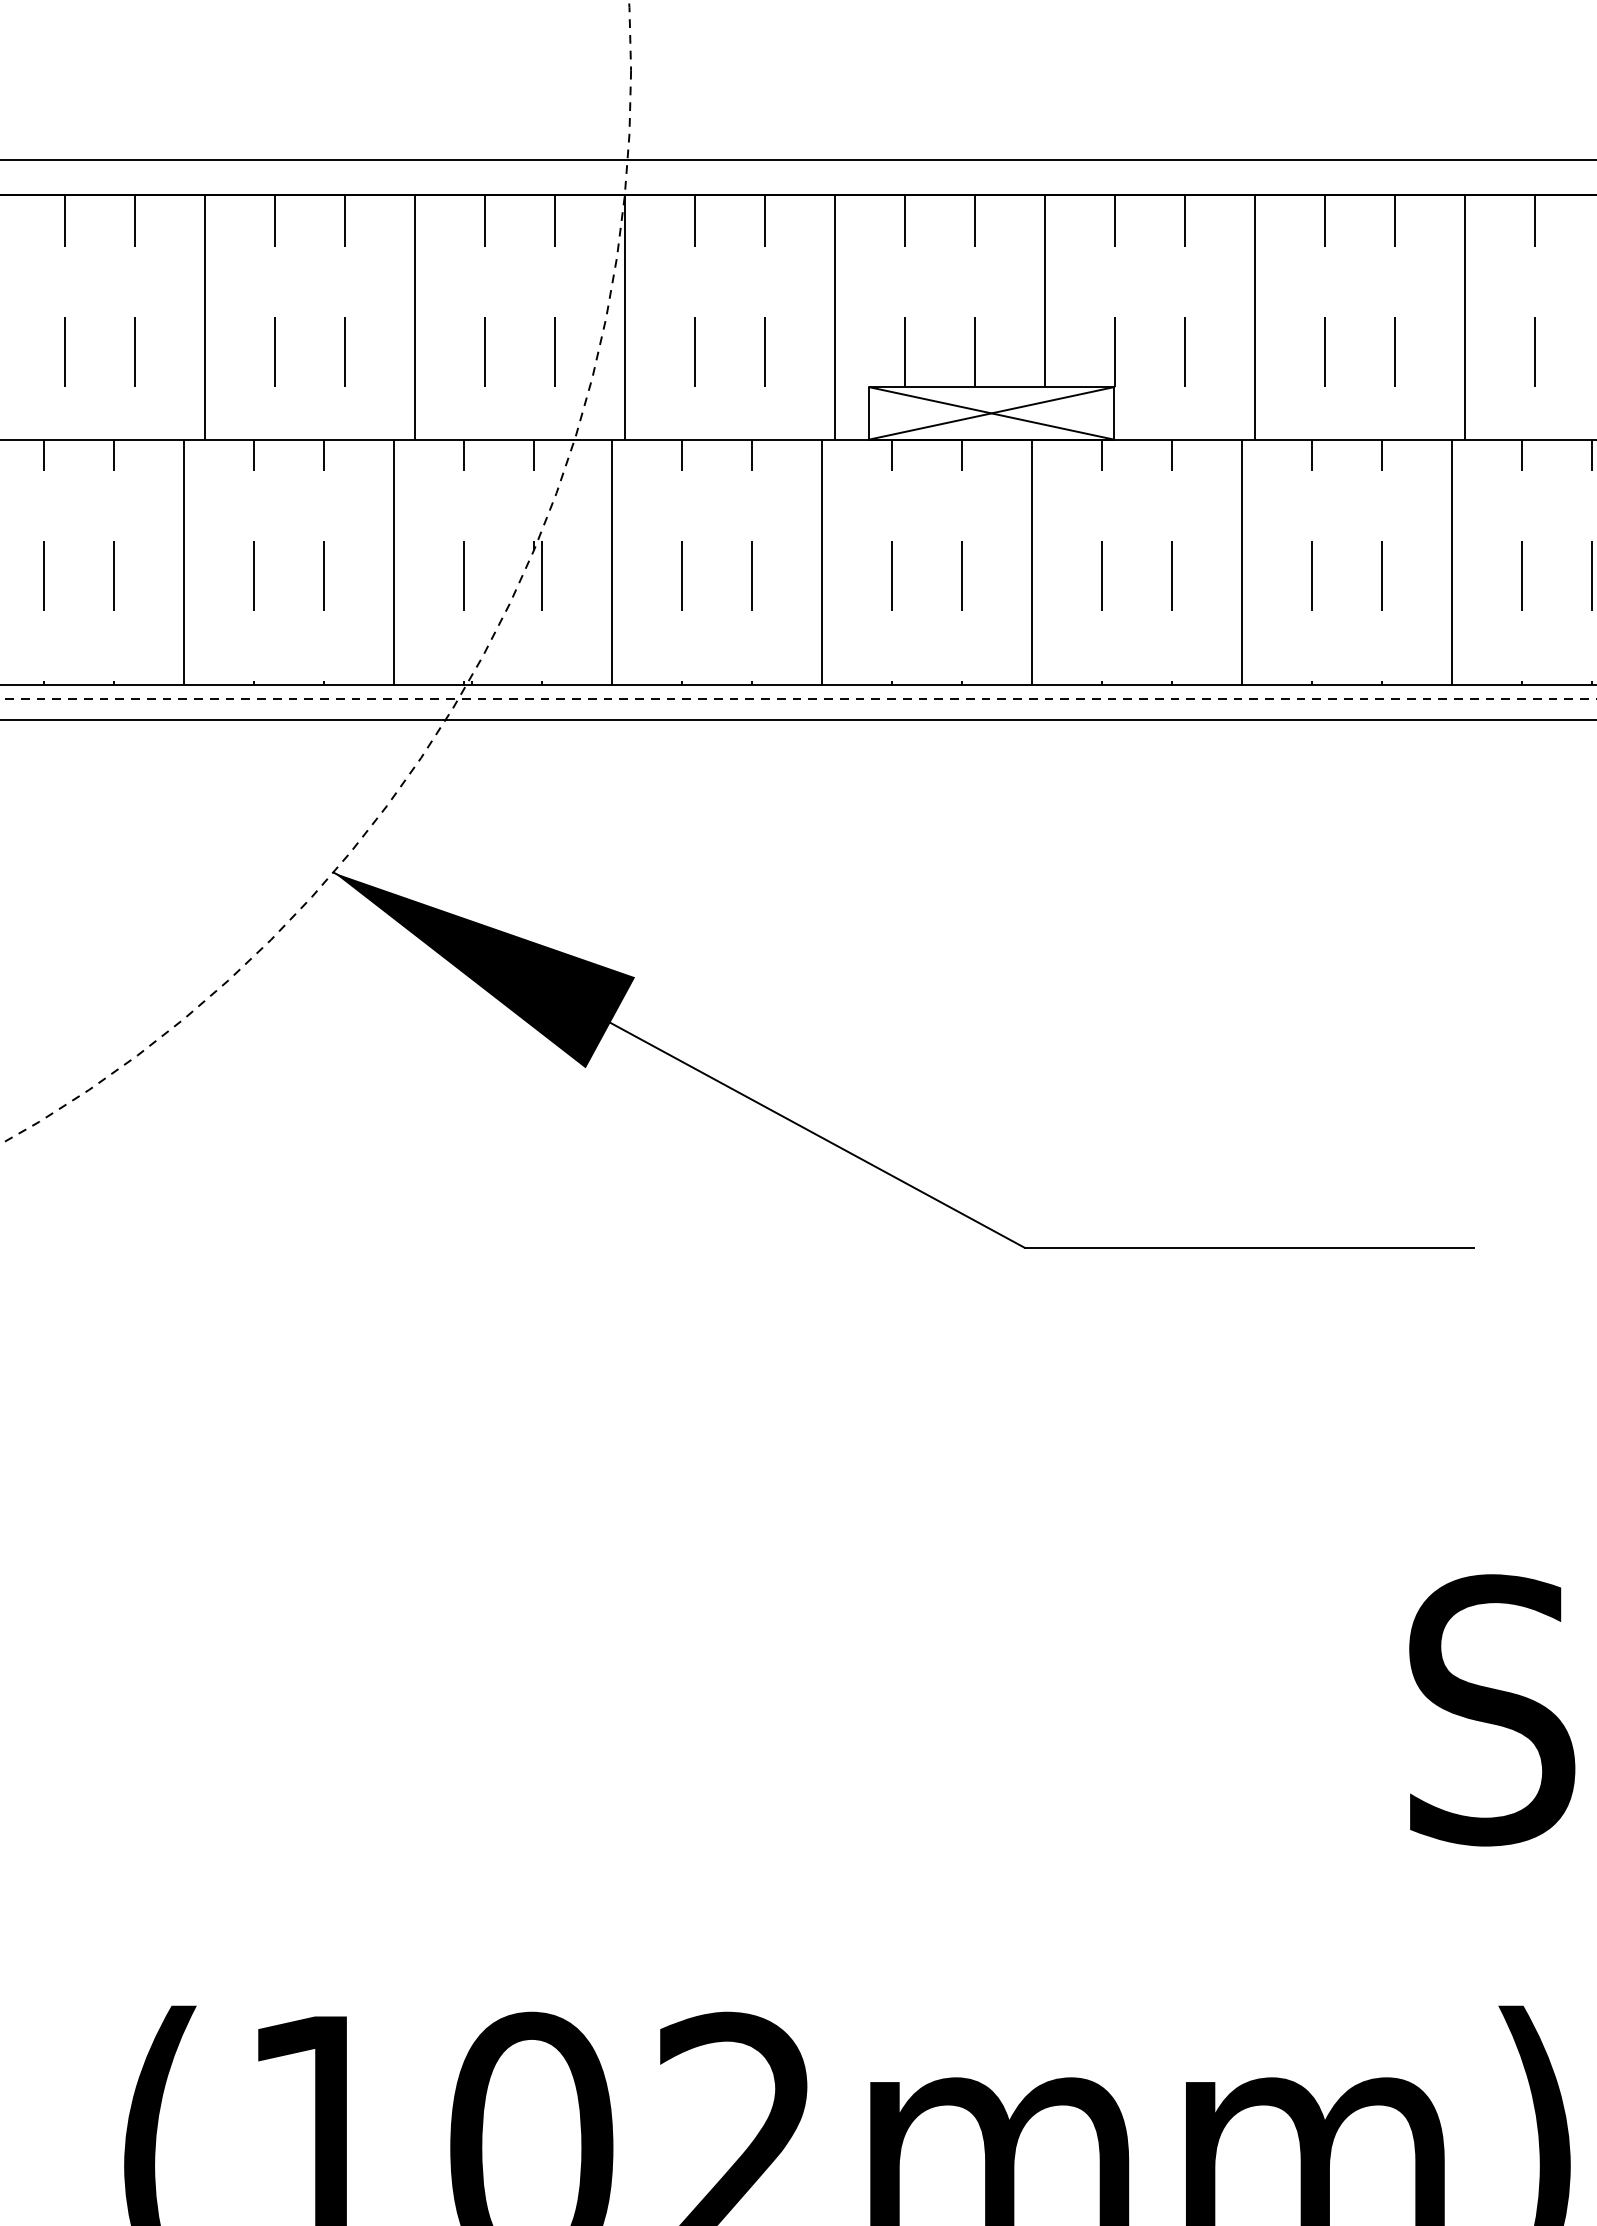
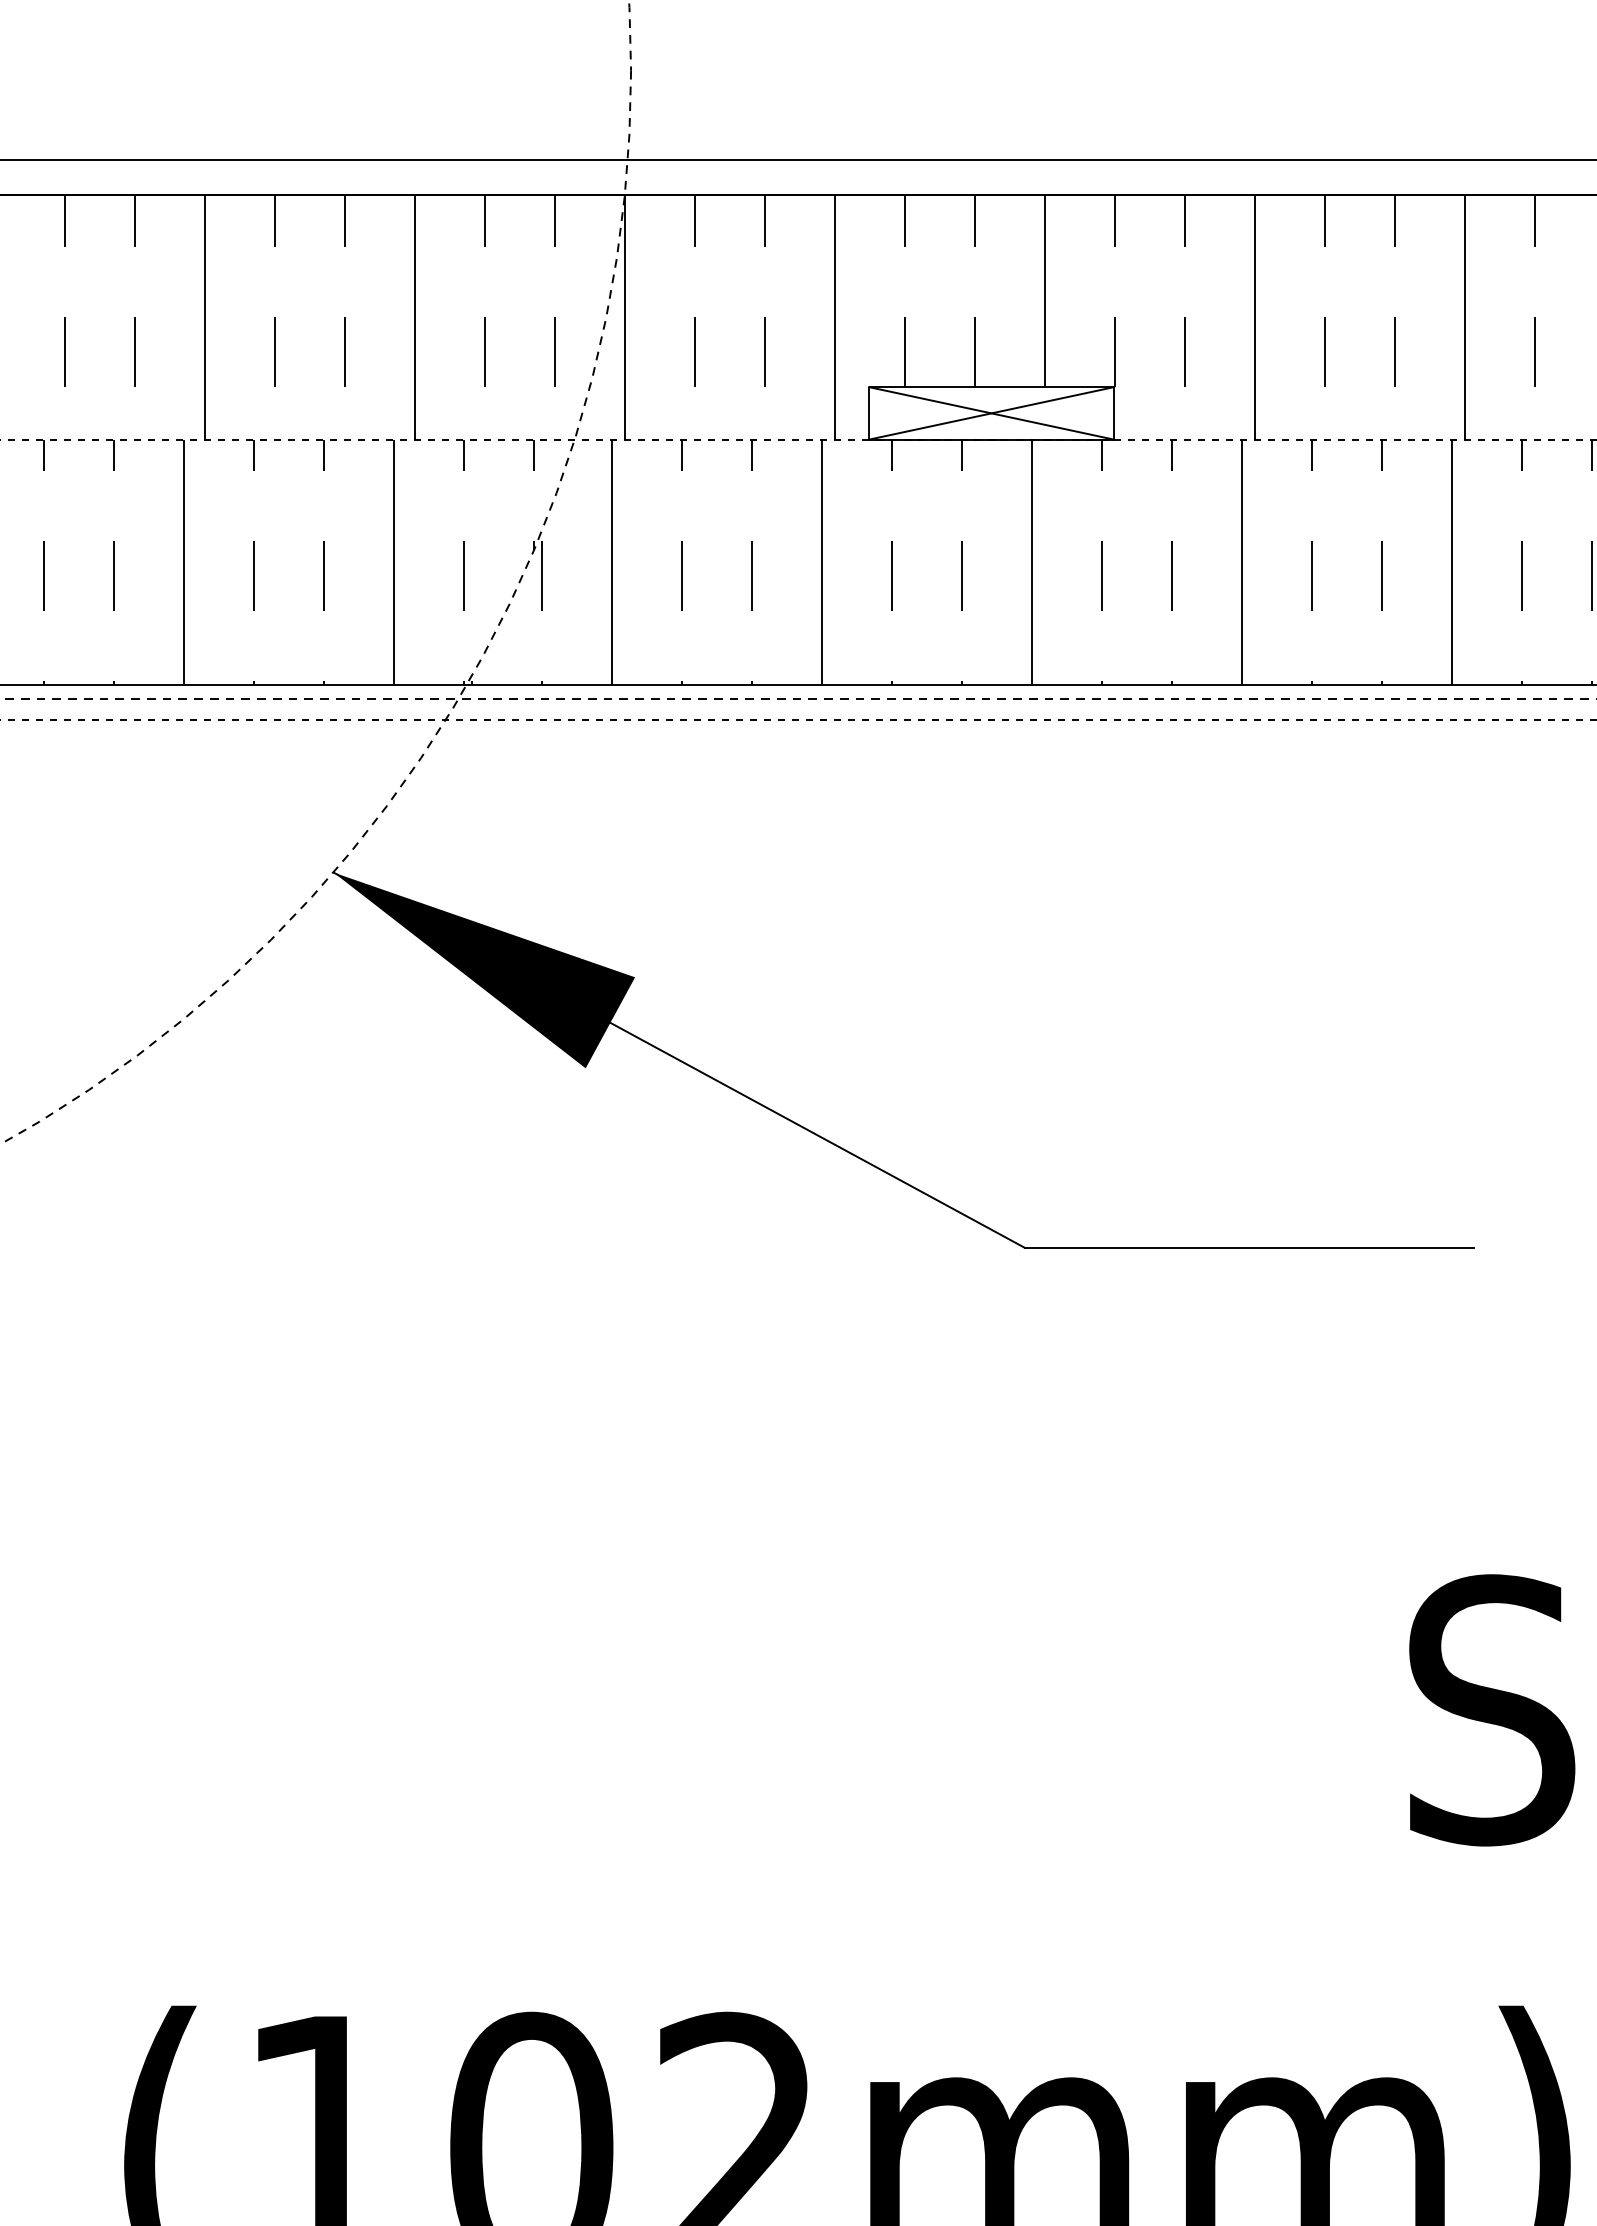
line: solid -> dashed (798, 439)
line: solid -> dashed (798, 719)
